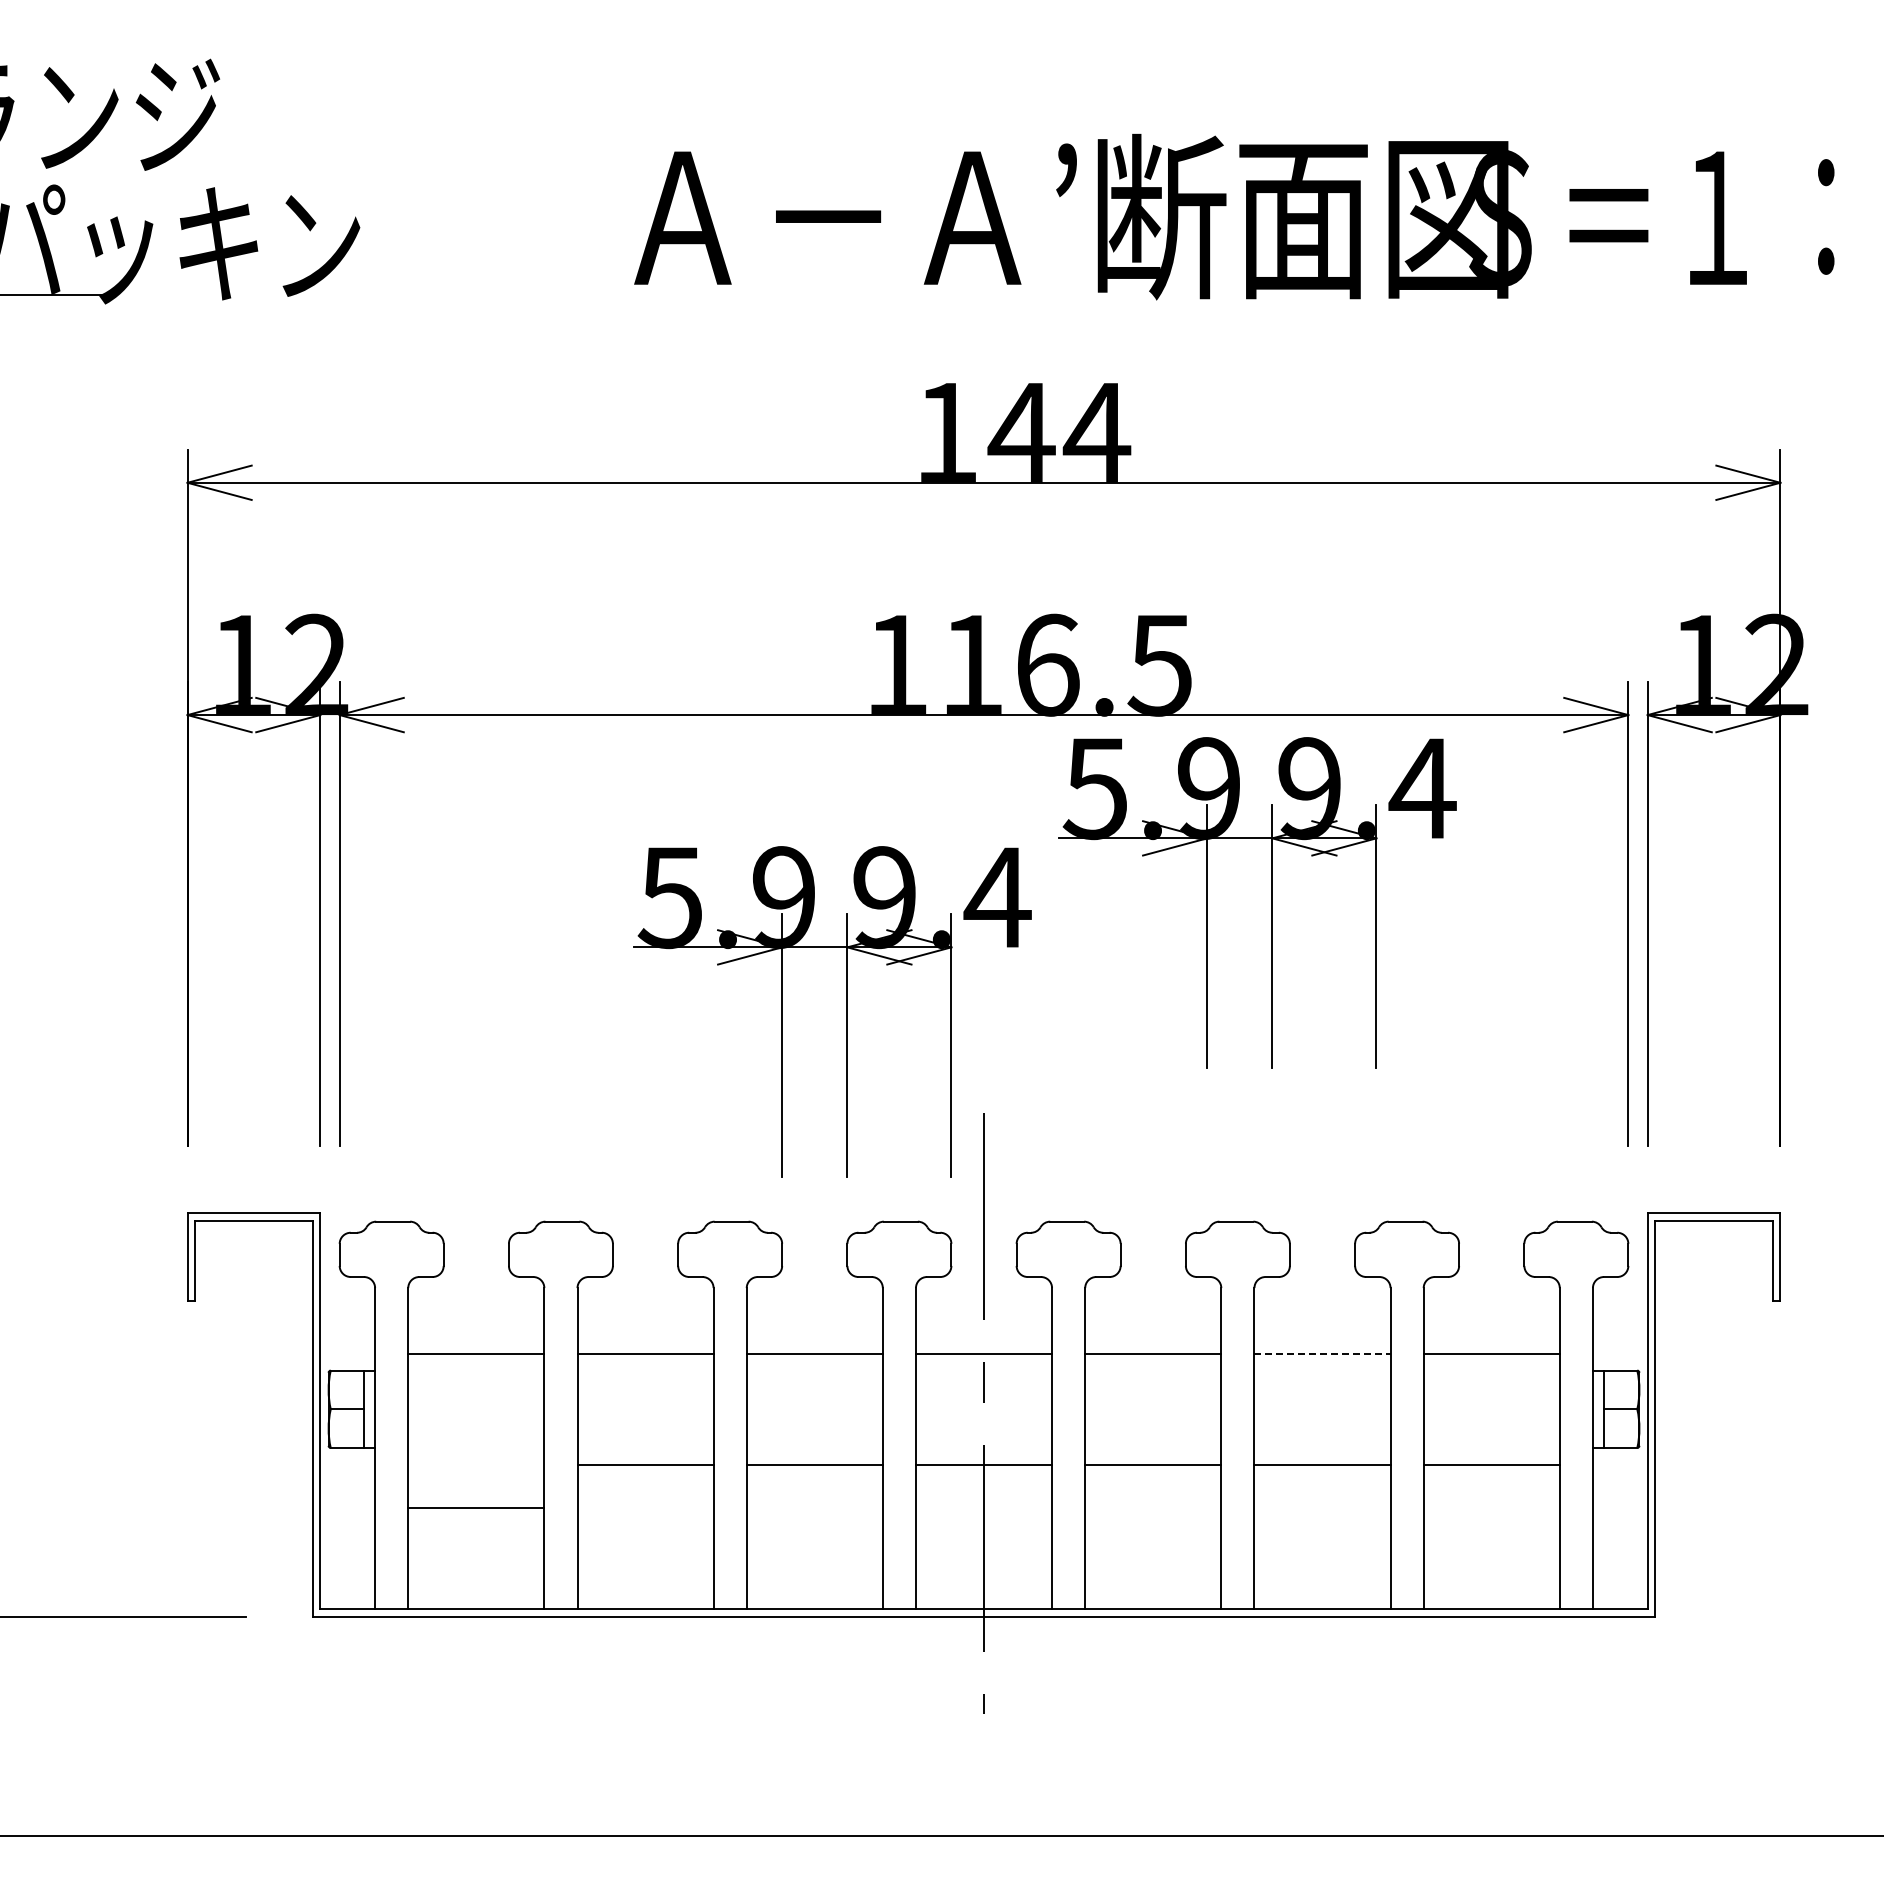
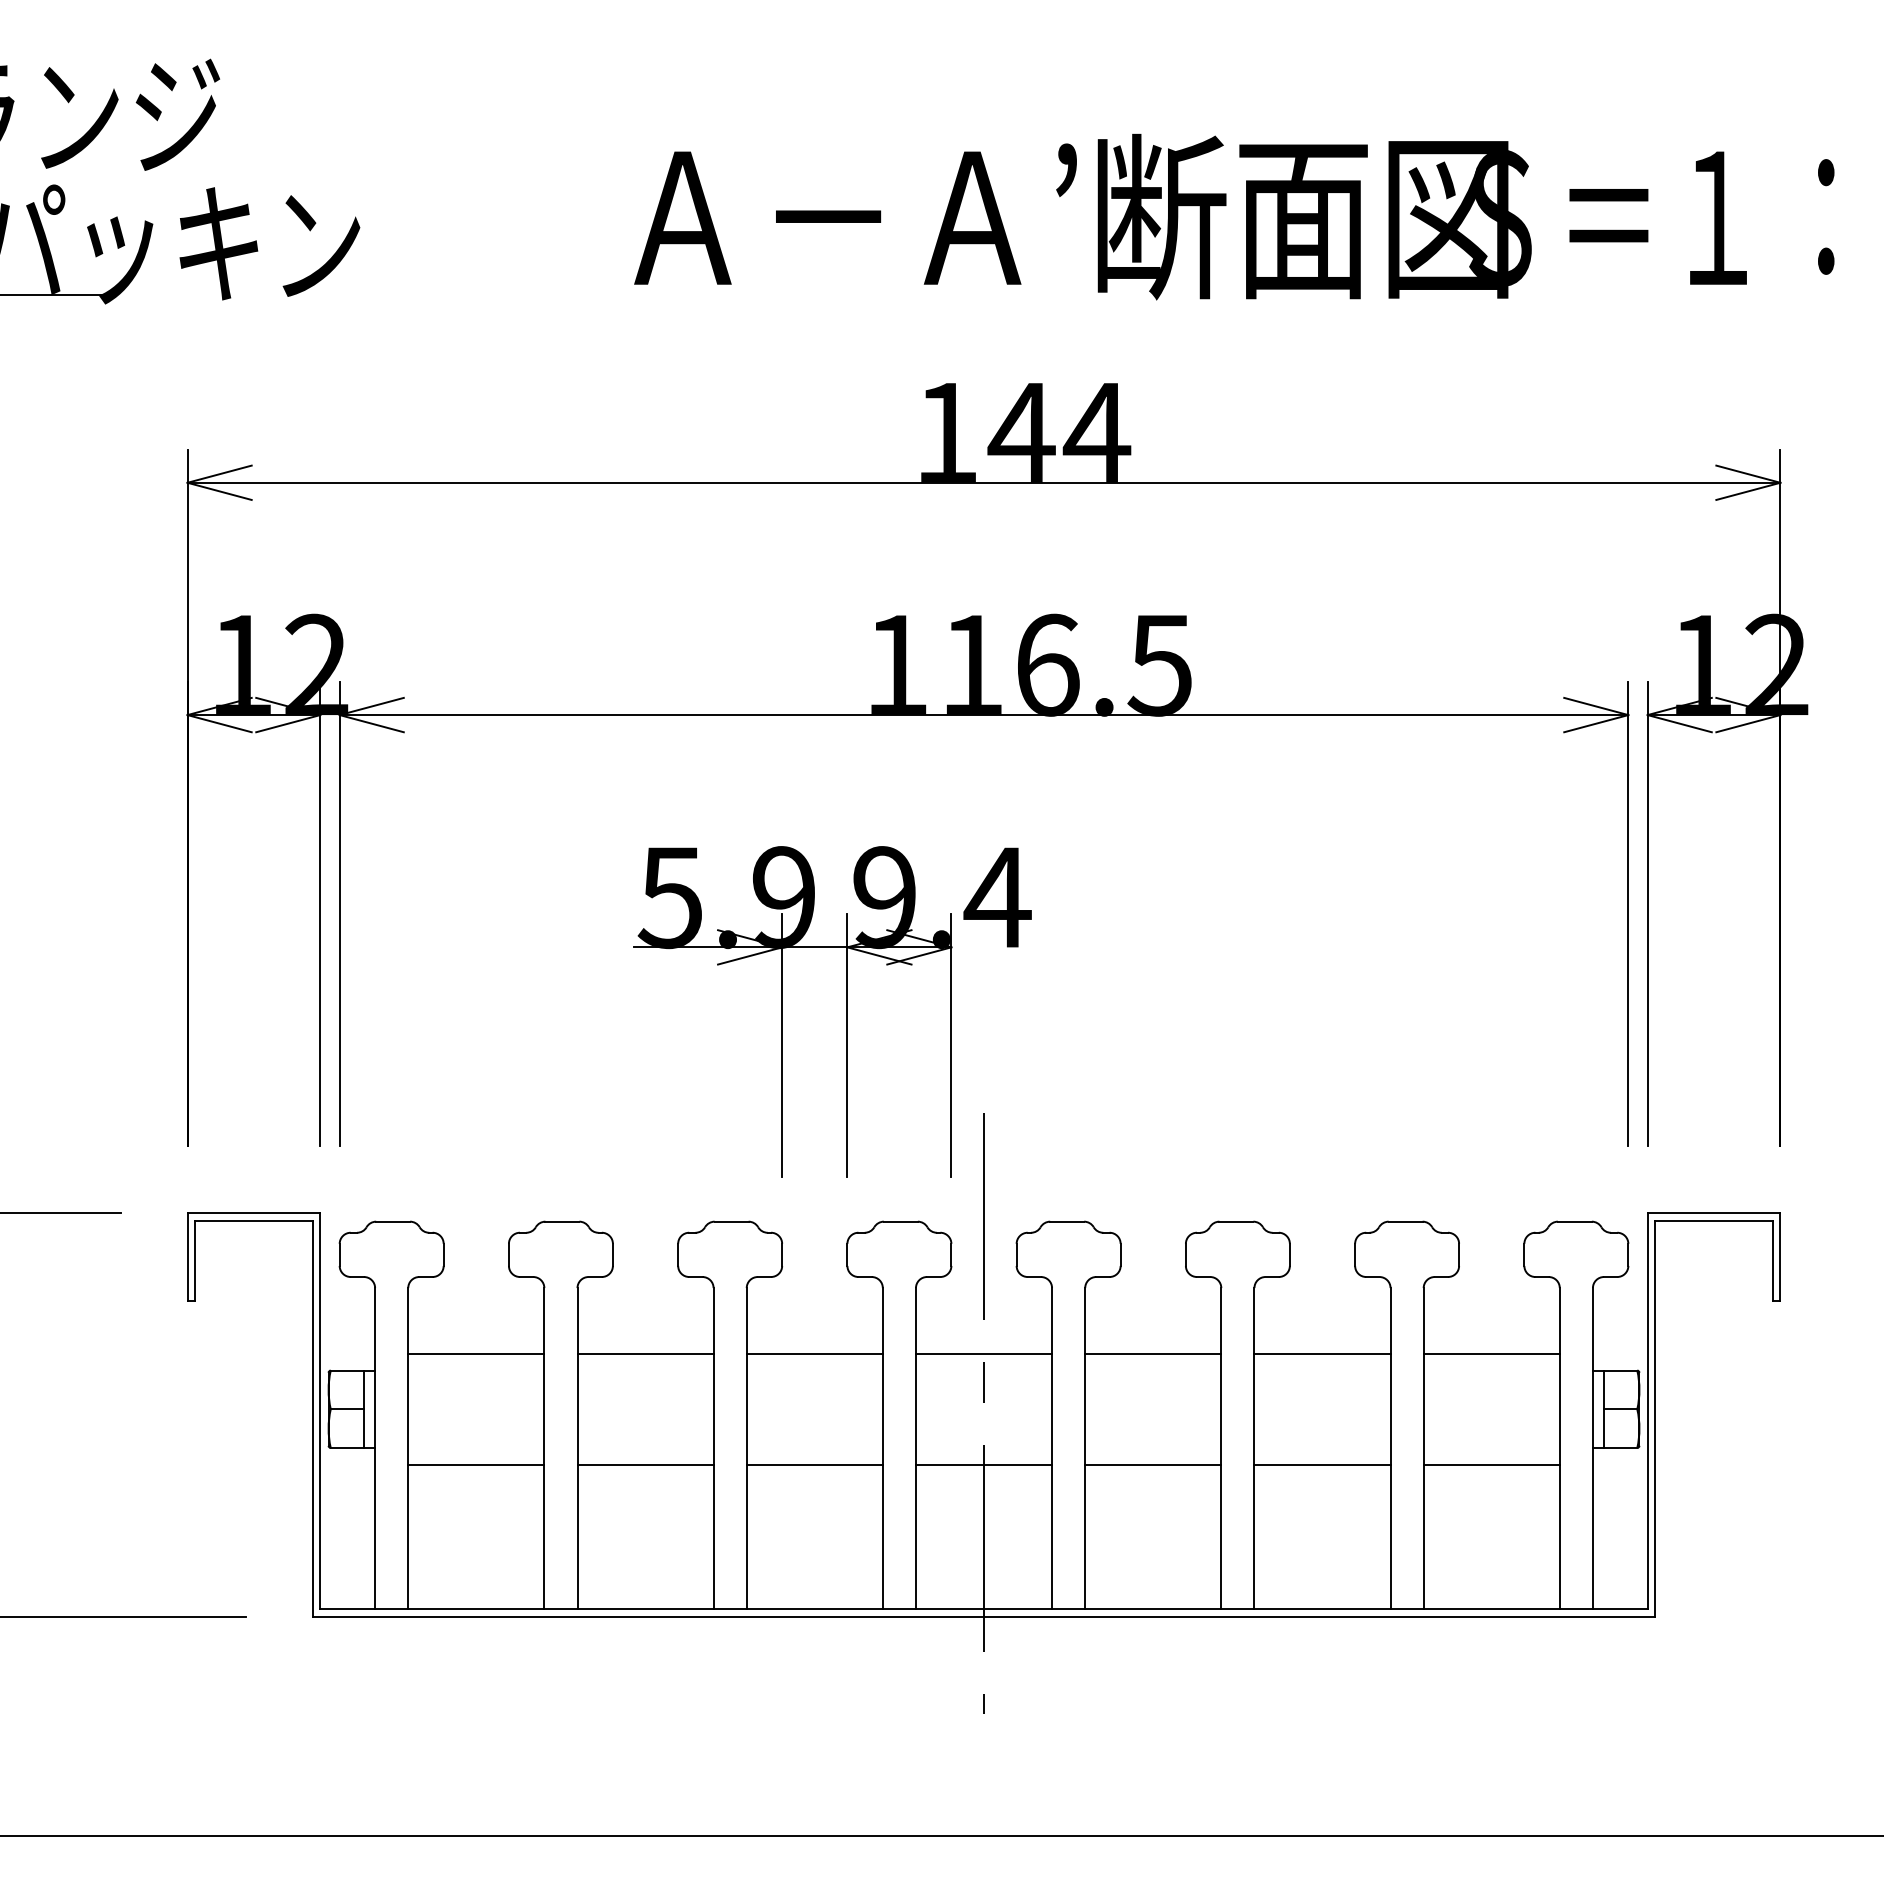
part: present -> none (1271, 902)
line: none -> present (61, 1212)
line: dashed -> solid (1322, 1353)
line position: (476, 1507) -> (476, 1464) (476, 1464)
